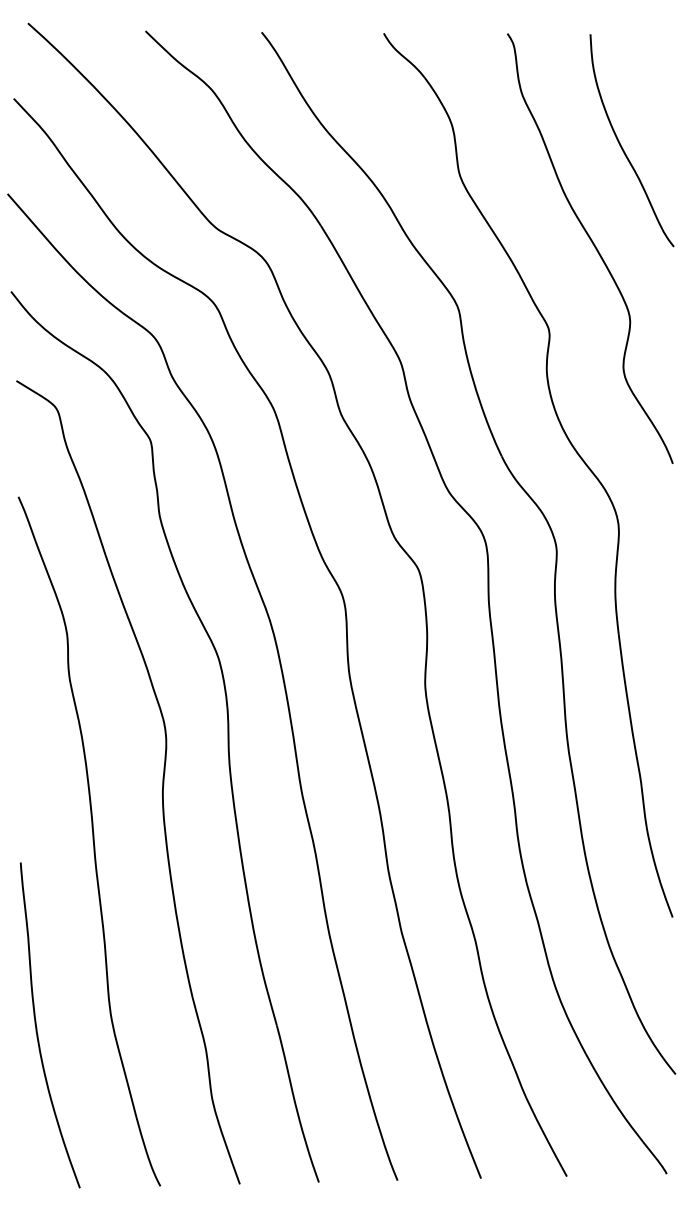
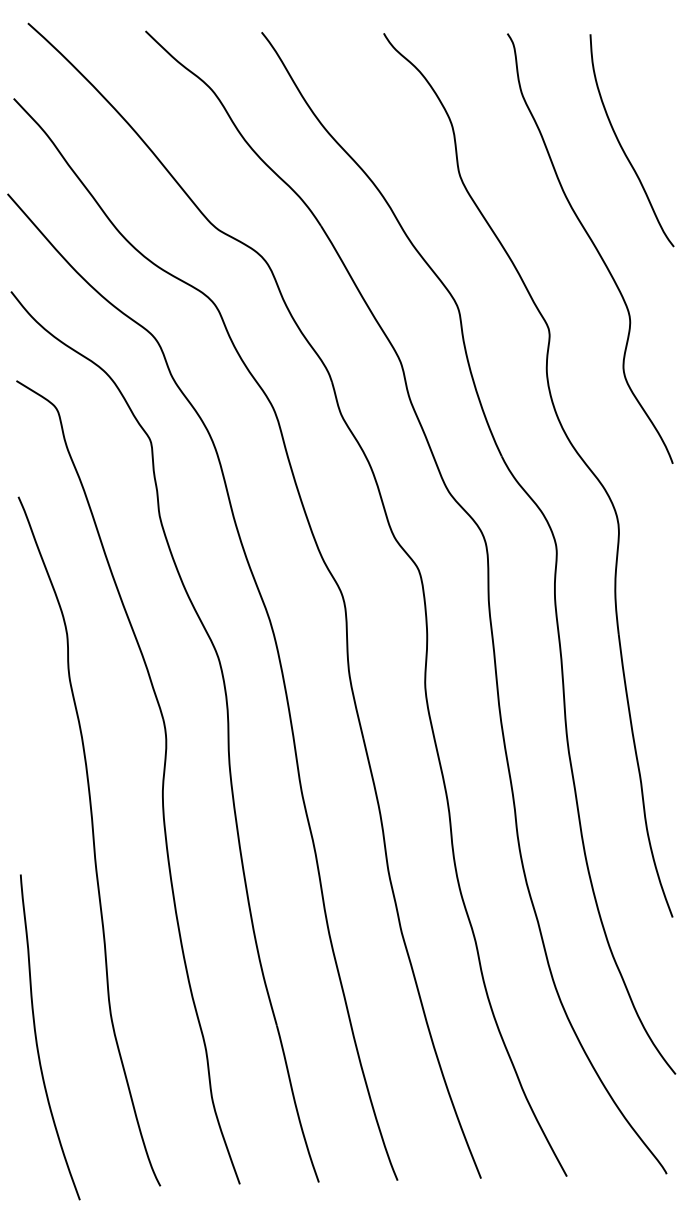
curve position: (37, 1027) -> (37, 1039) (37, 1039)
